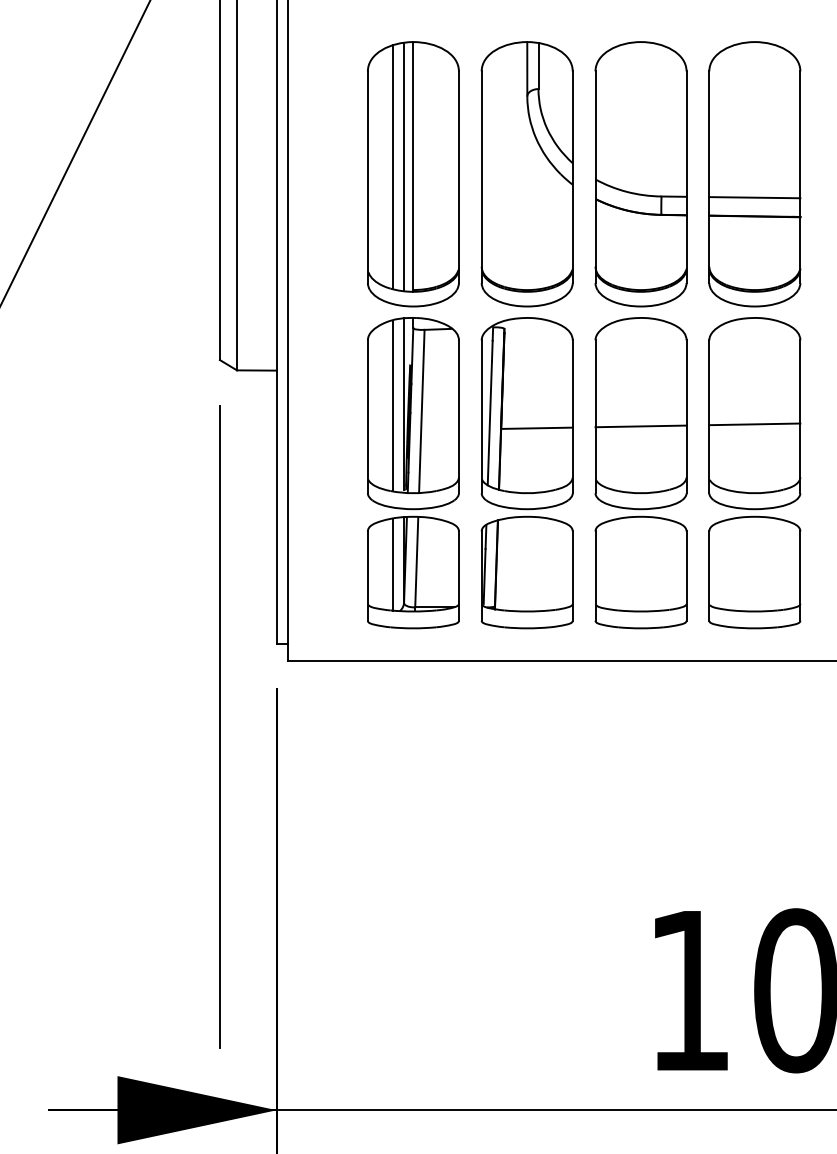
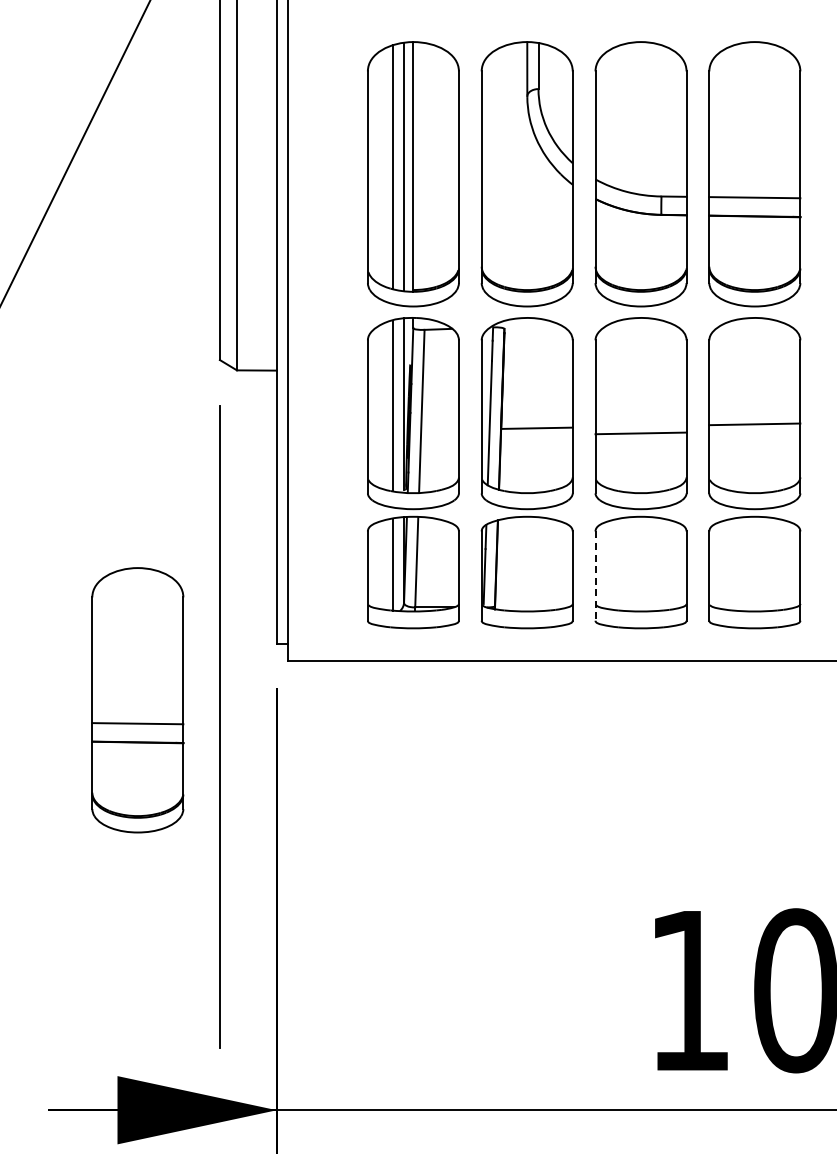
line position: (640, 426) -> (640, 433) (640, 433)
line: solid -> dashed (595, 576)
part: none -> present (137, 700)
